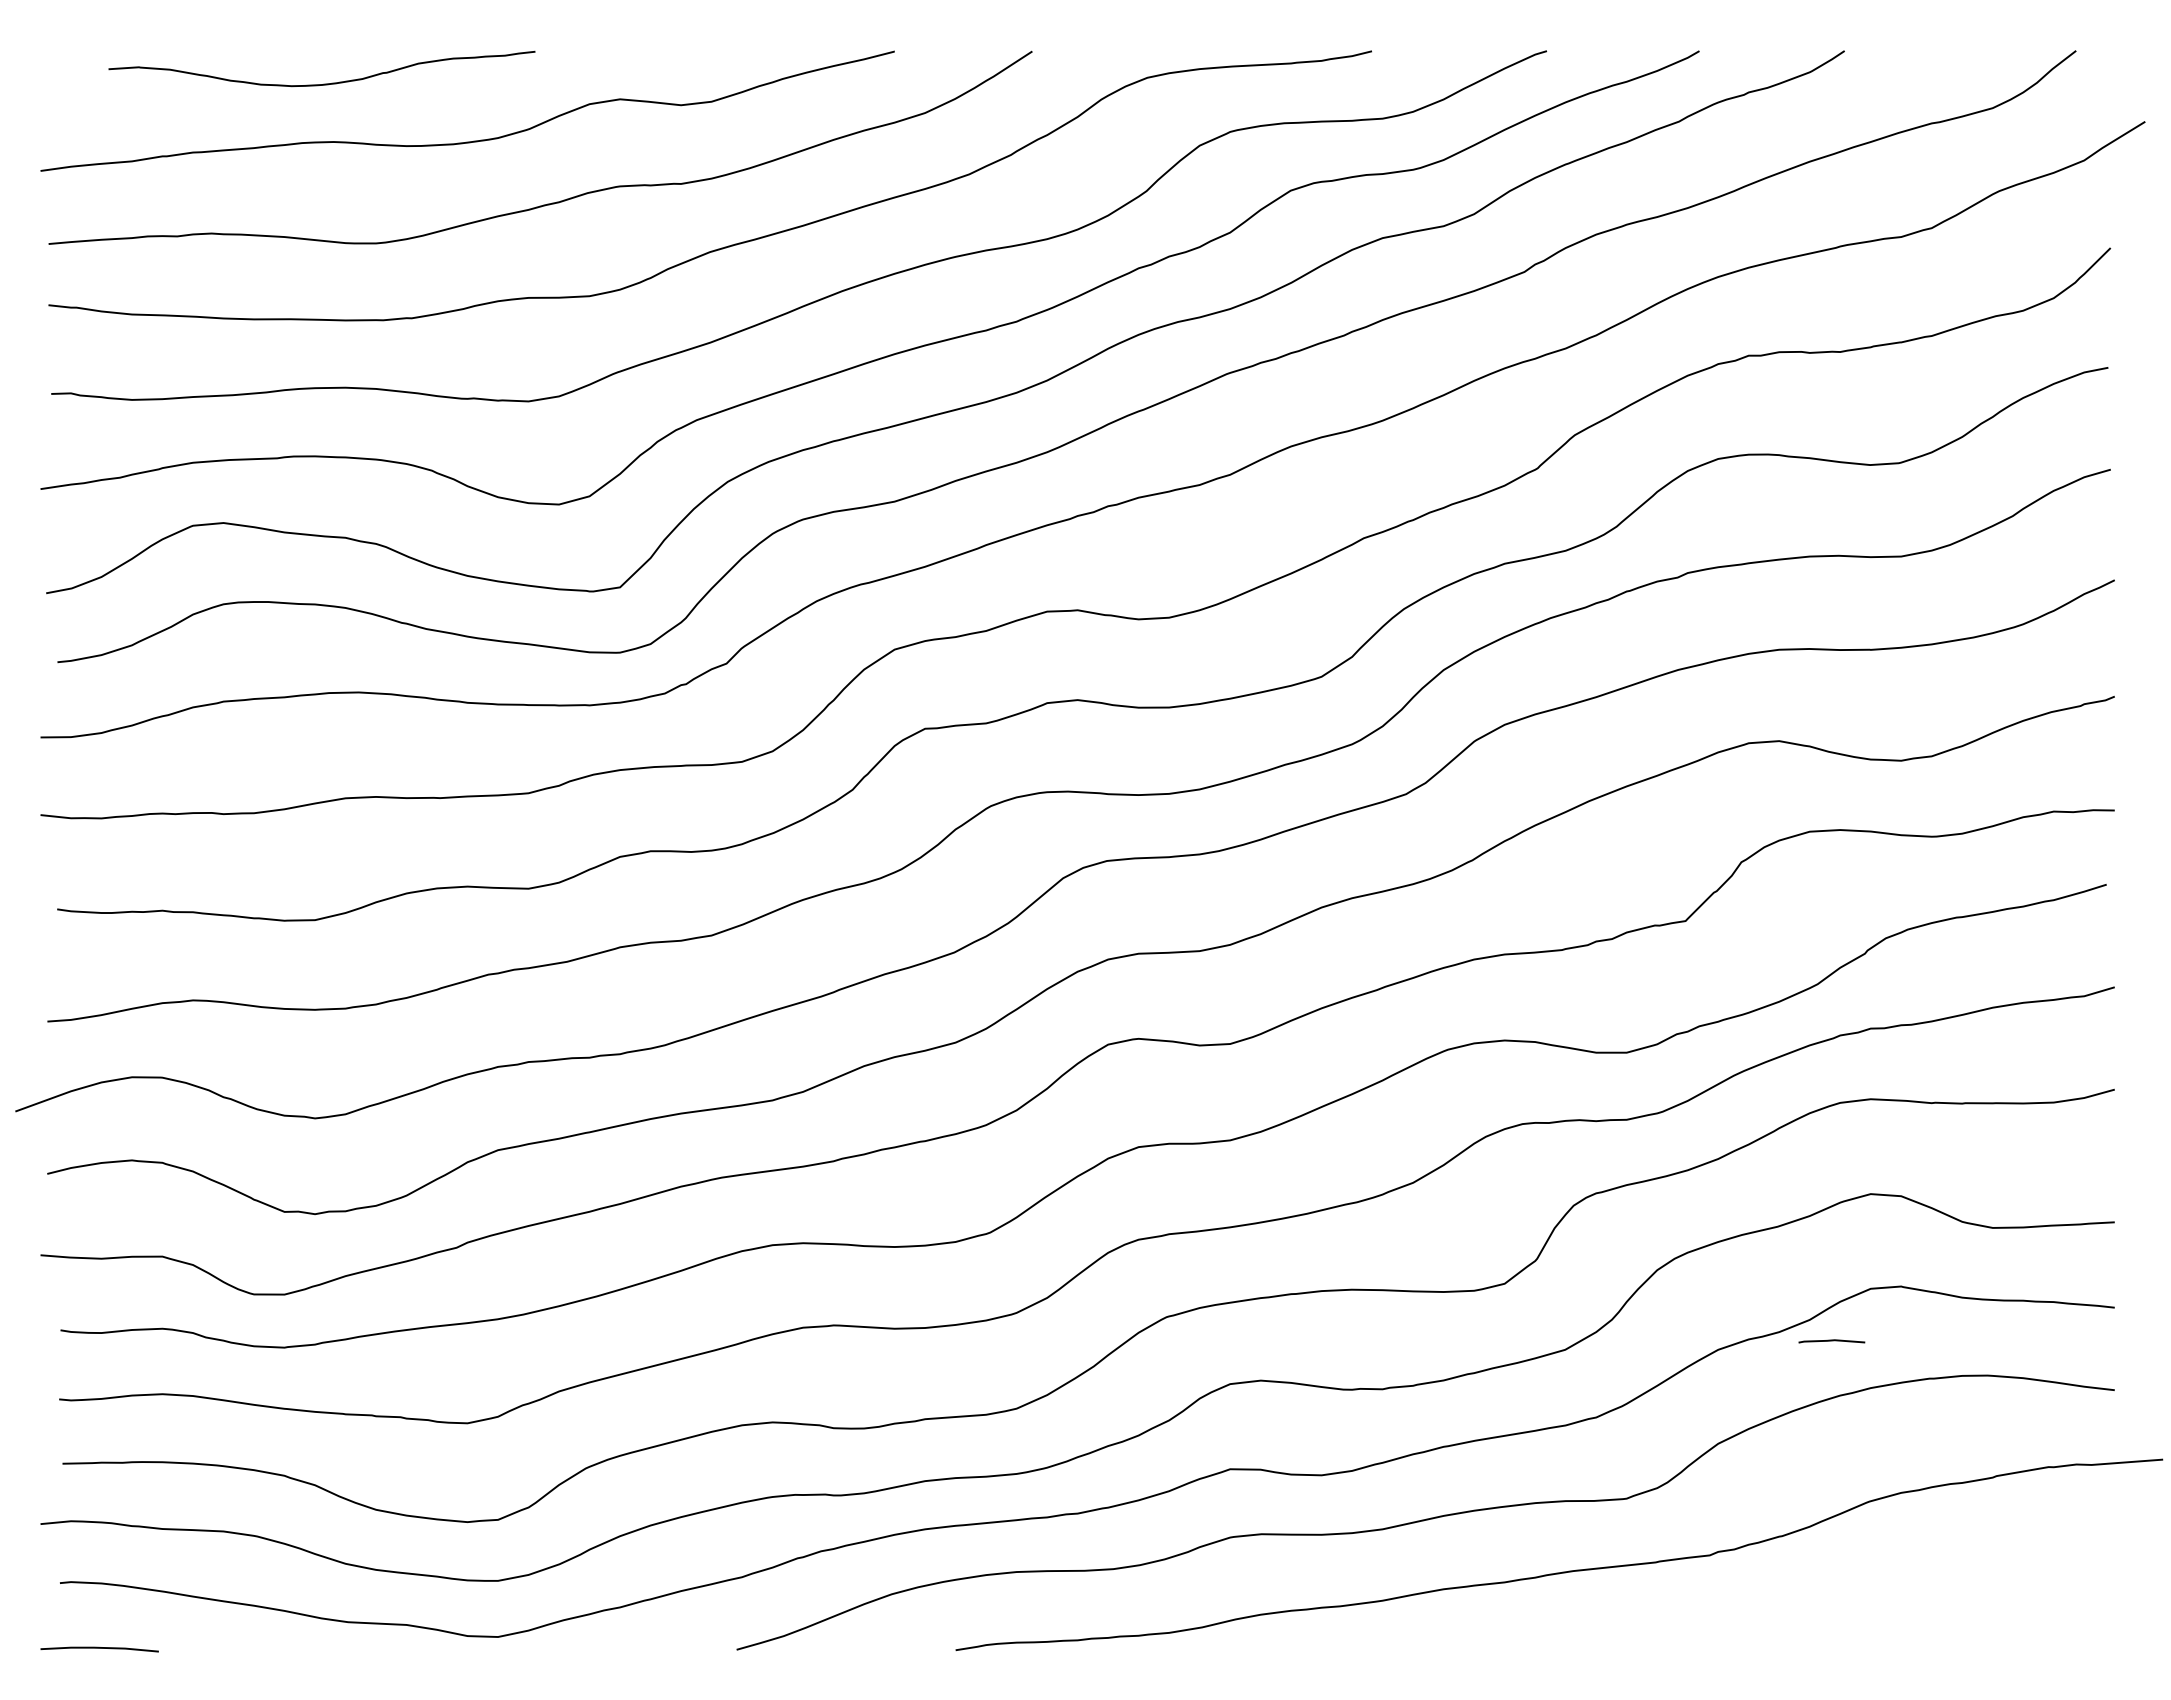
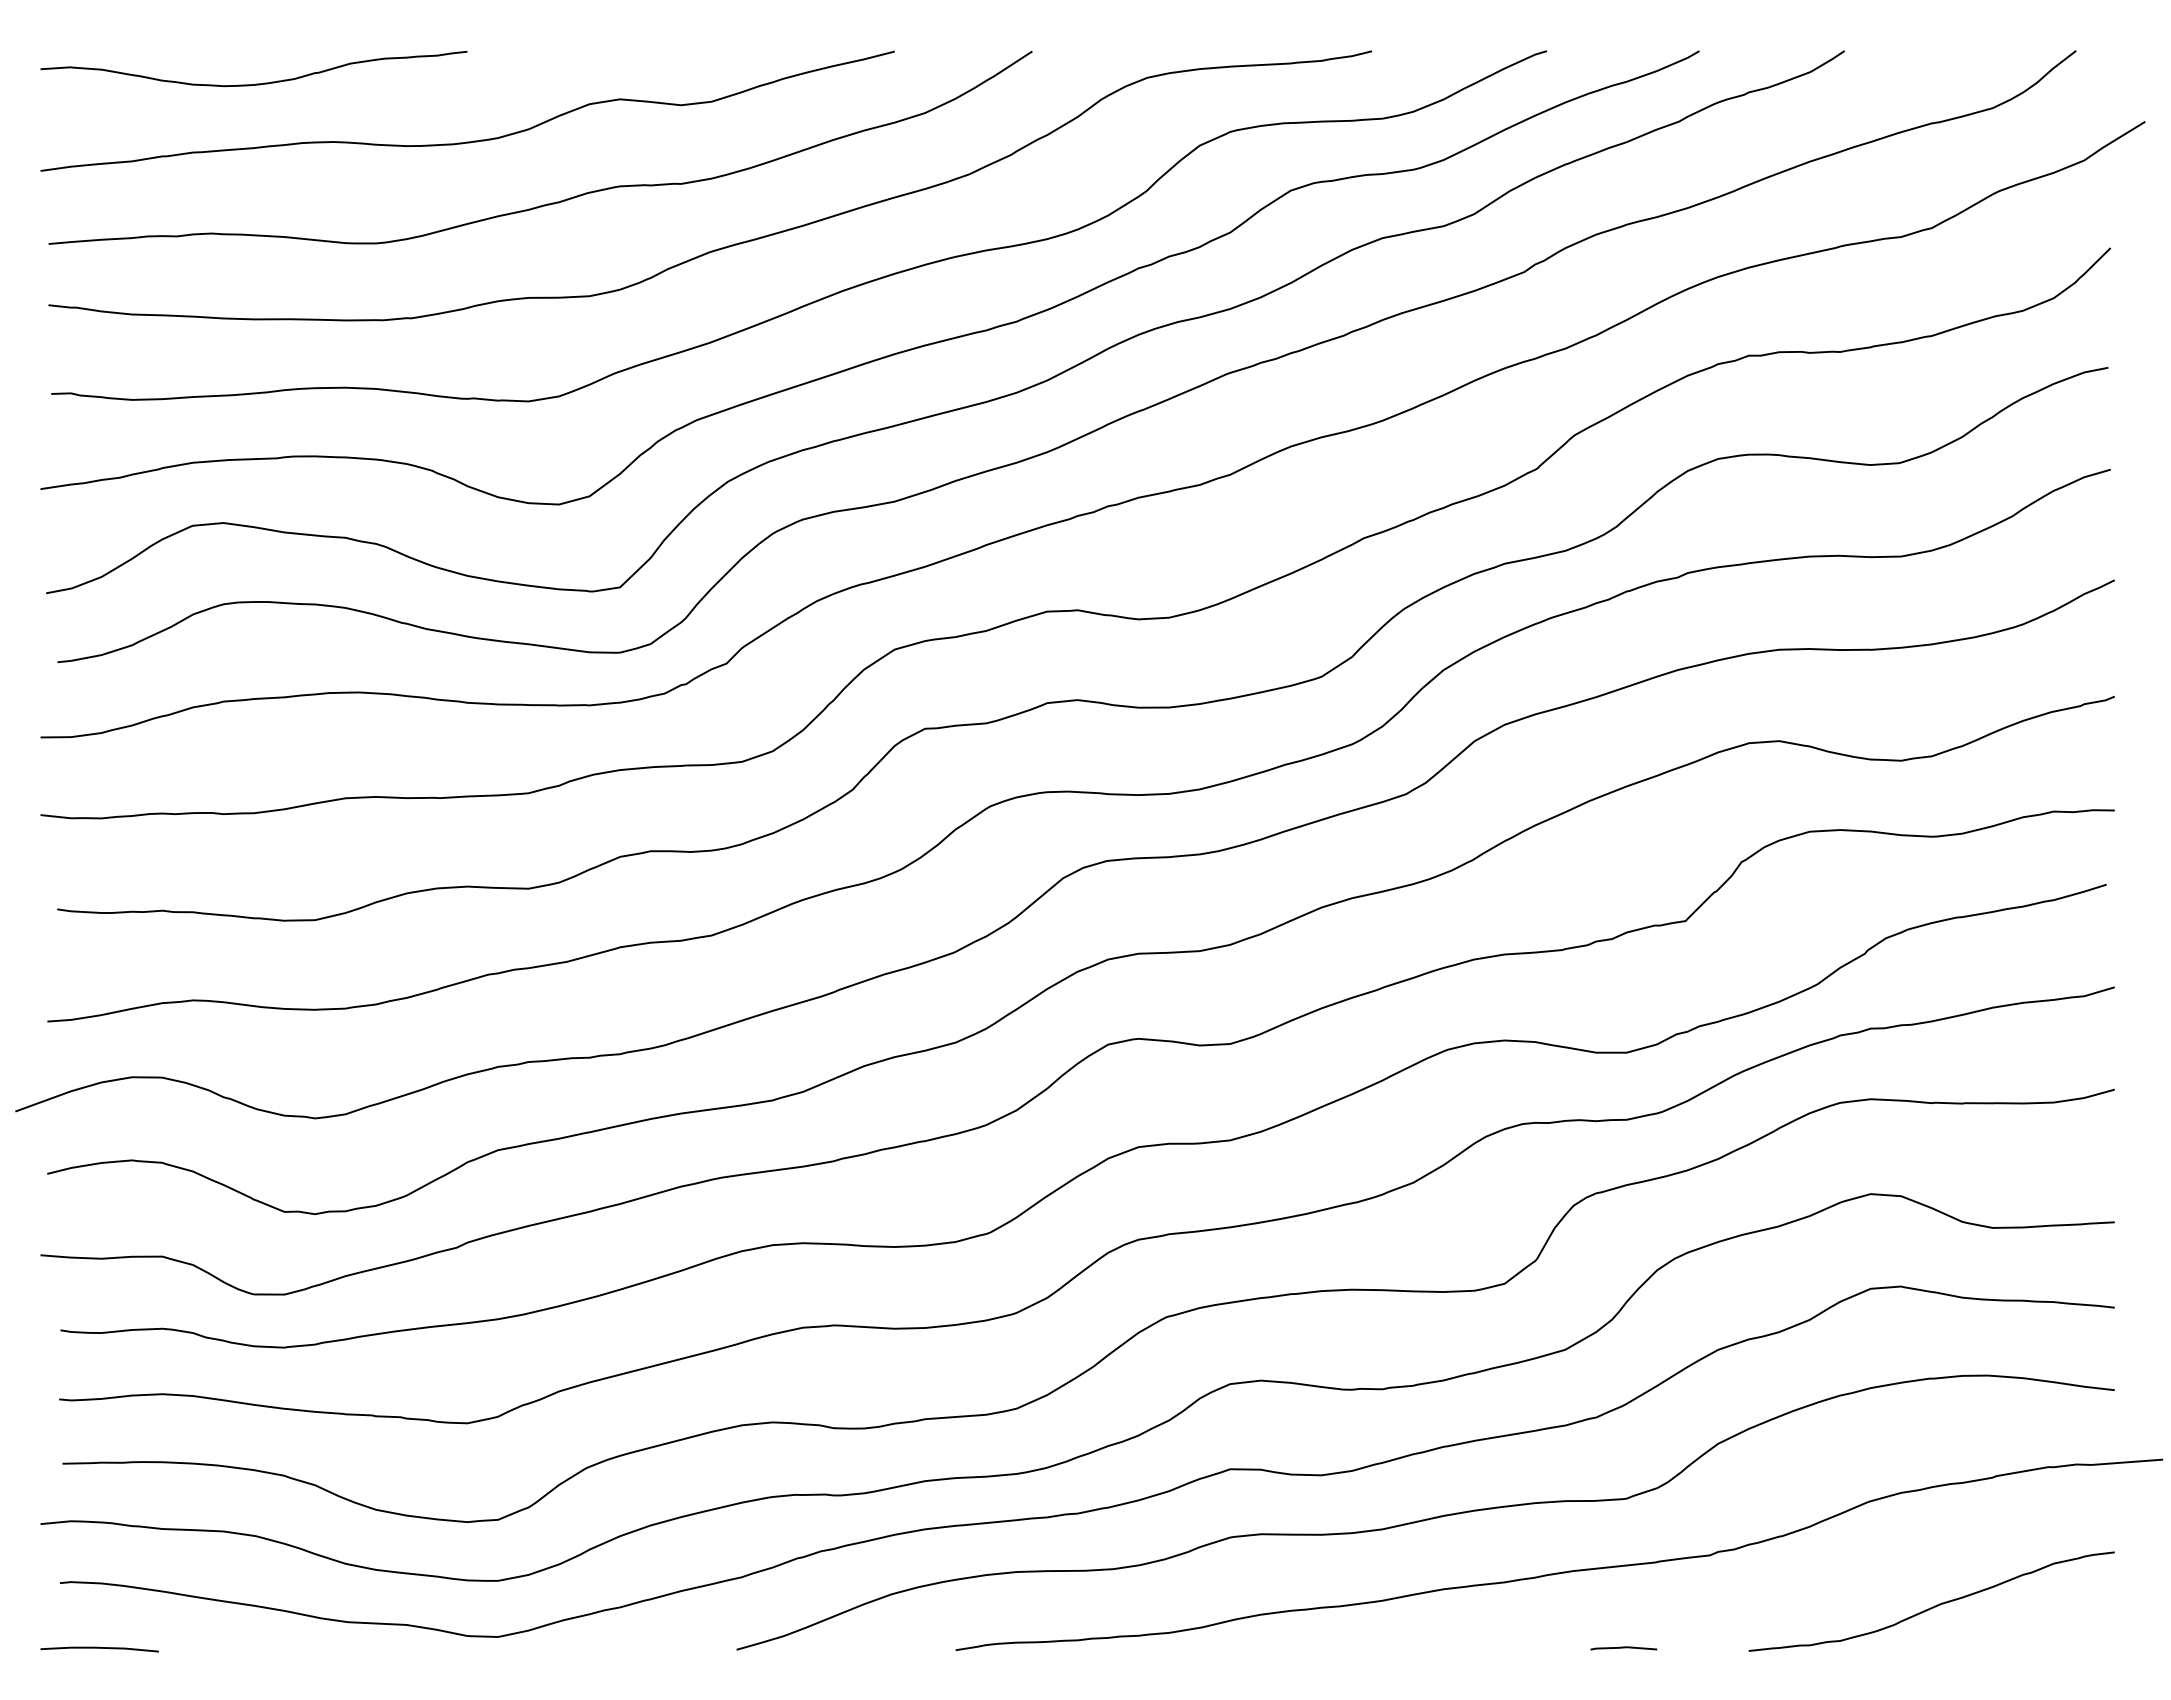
curve position: (323, 83) -> (255, 83) (255, 83)
line position: (1831, 1341) -> (1623, 1648) (1623, 1648)
curve: none -> present (1934, 1605)
